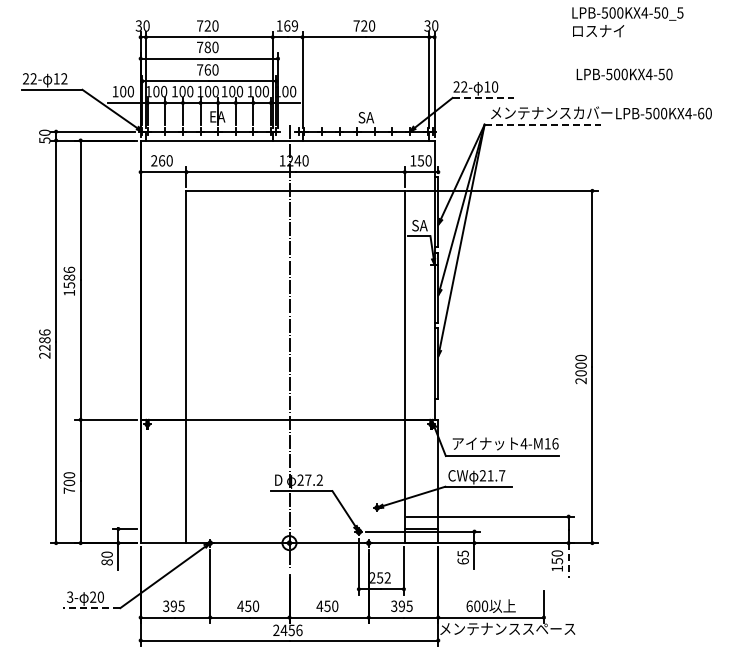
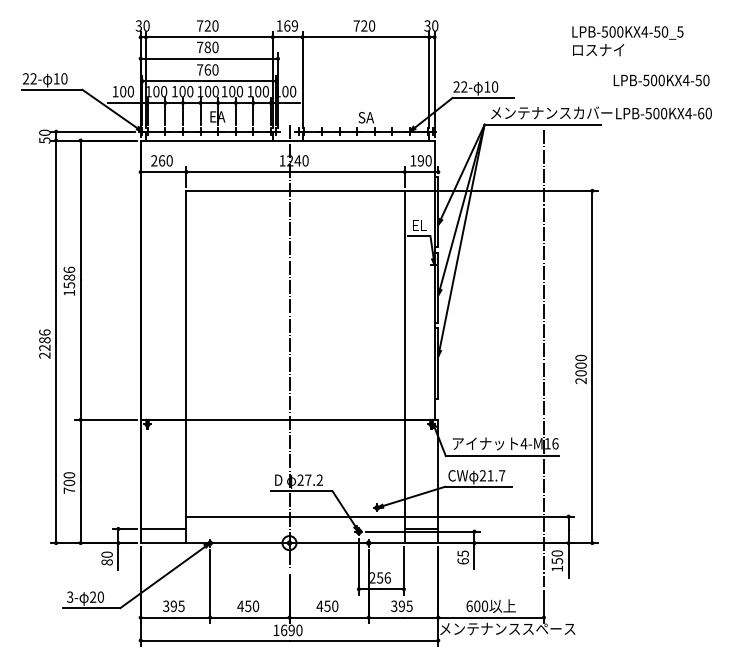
text position: (627, 22) -> (627, 41) (627, 41)
text position: (624, 74) -> (661, 80) (661, 80)
text: 12 -> 10 (64, 78)
line: dashed -> solid (483, 97)
line: dashed -> solid (542, 124)
text: 150 -> 190 (420, 160)
text: SA -> EL (419, 225)
line: none -> present (543, 358)
line: none -> present (295, 516)
line: none -> present (163, 529)
line: dashed -> solid (568, 560)
text: 252 -> 256 (387, 577)
line: dashed -> solid (91, 608)
text: 2456 -> 1690 (287, 630)
